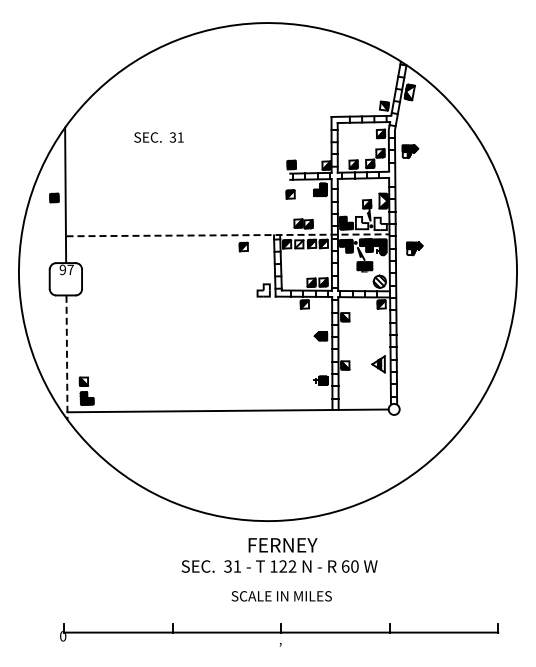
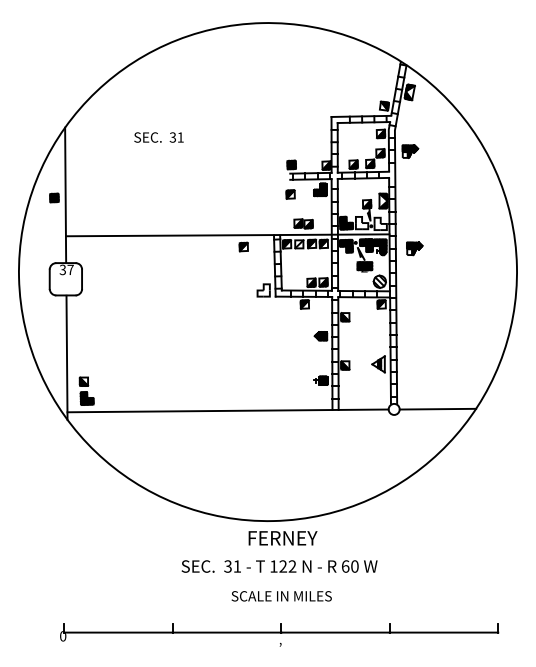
line: dashed -> solid (228, 235)
text: 97 -> 37 (62, 270)
line: dashed -> solid (67, 358)
line: none -> present (437, 408)
text position: (282, 545) -> (282, 538) (282, 538)
